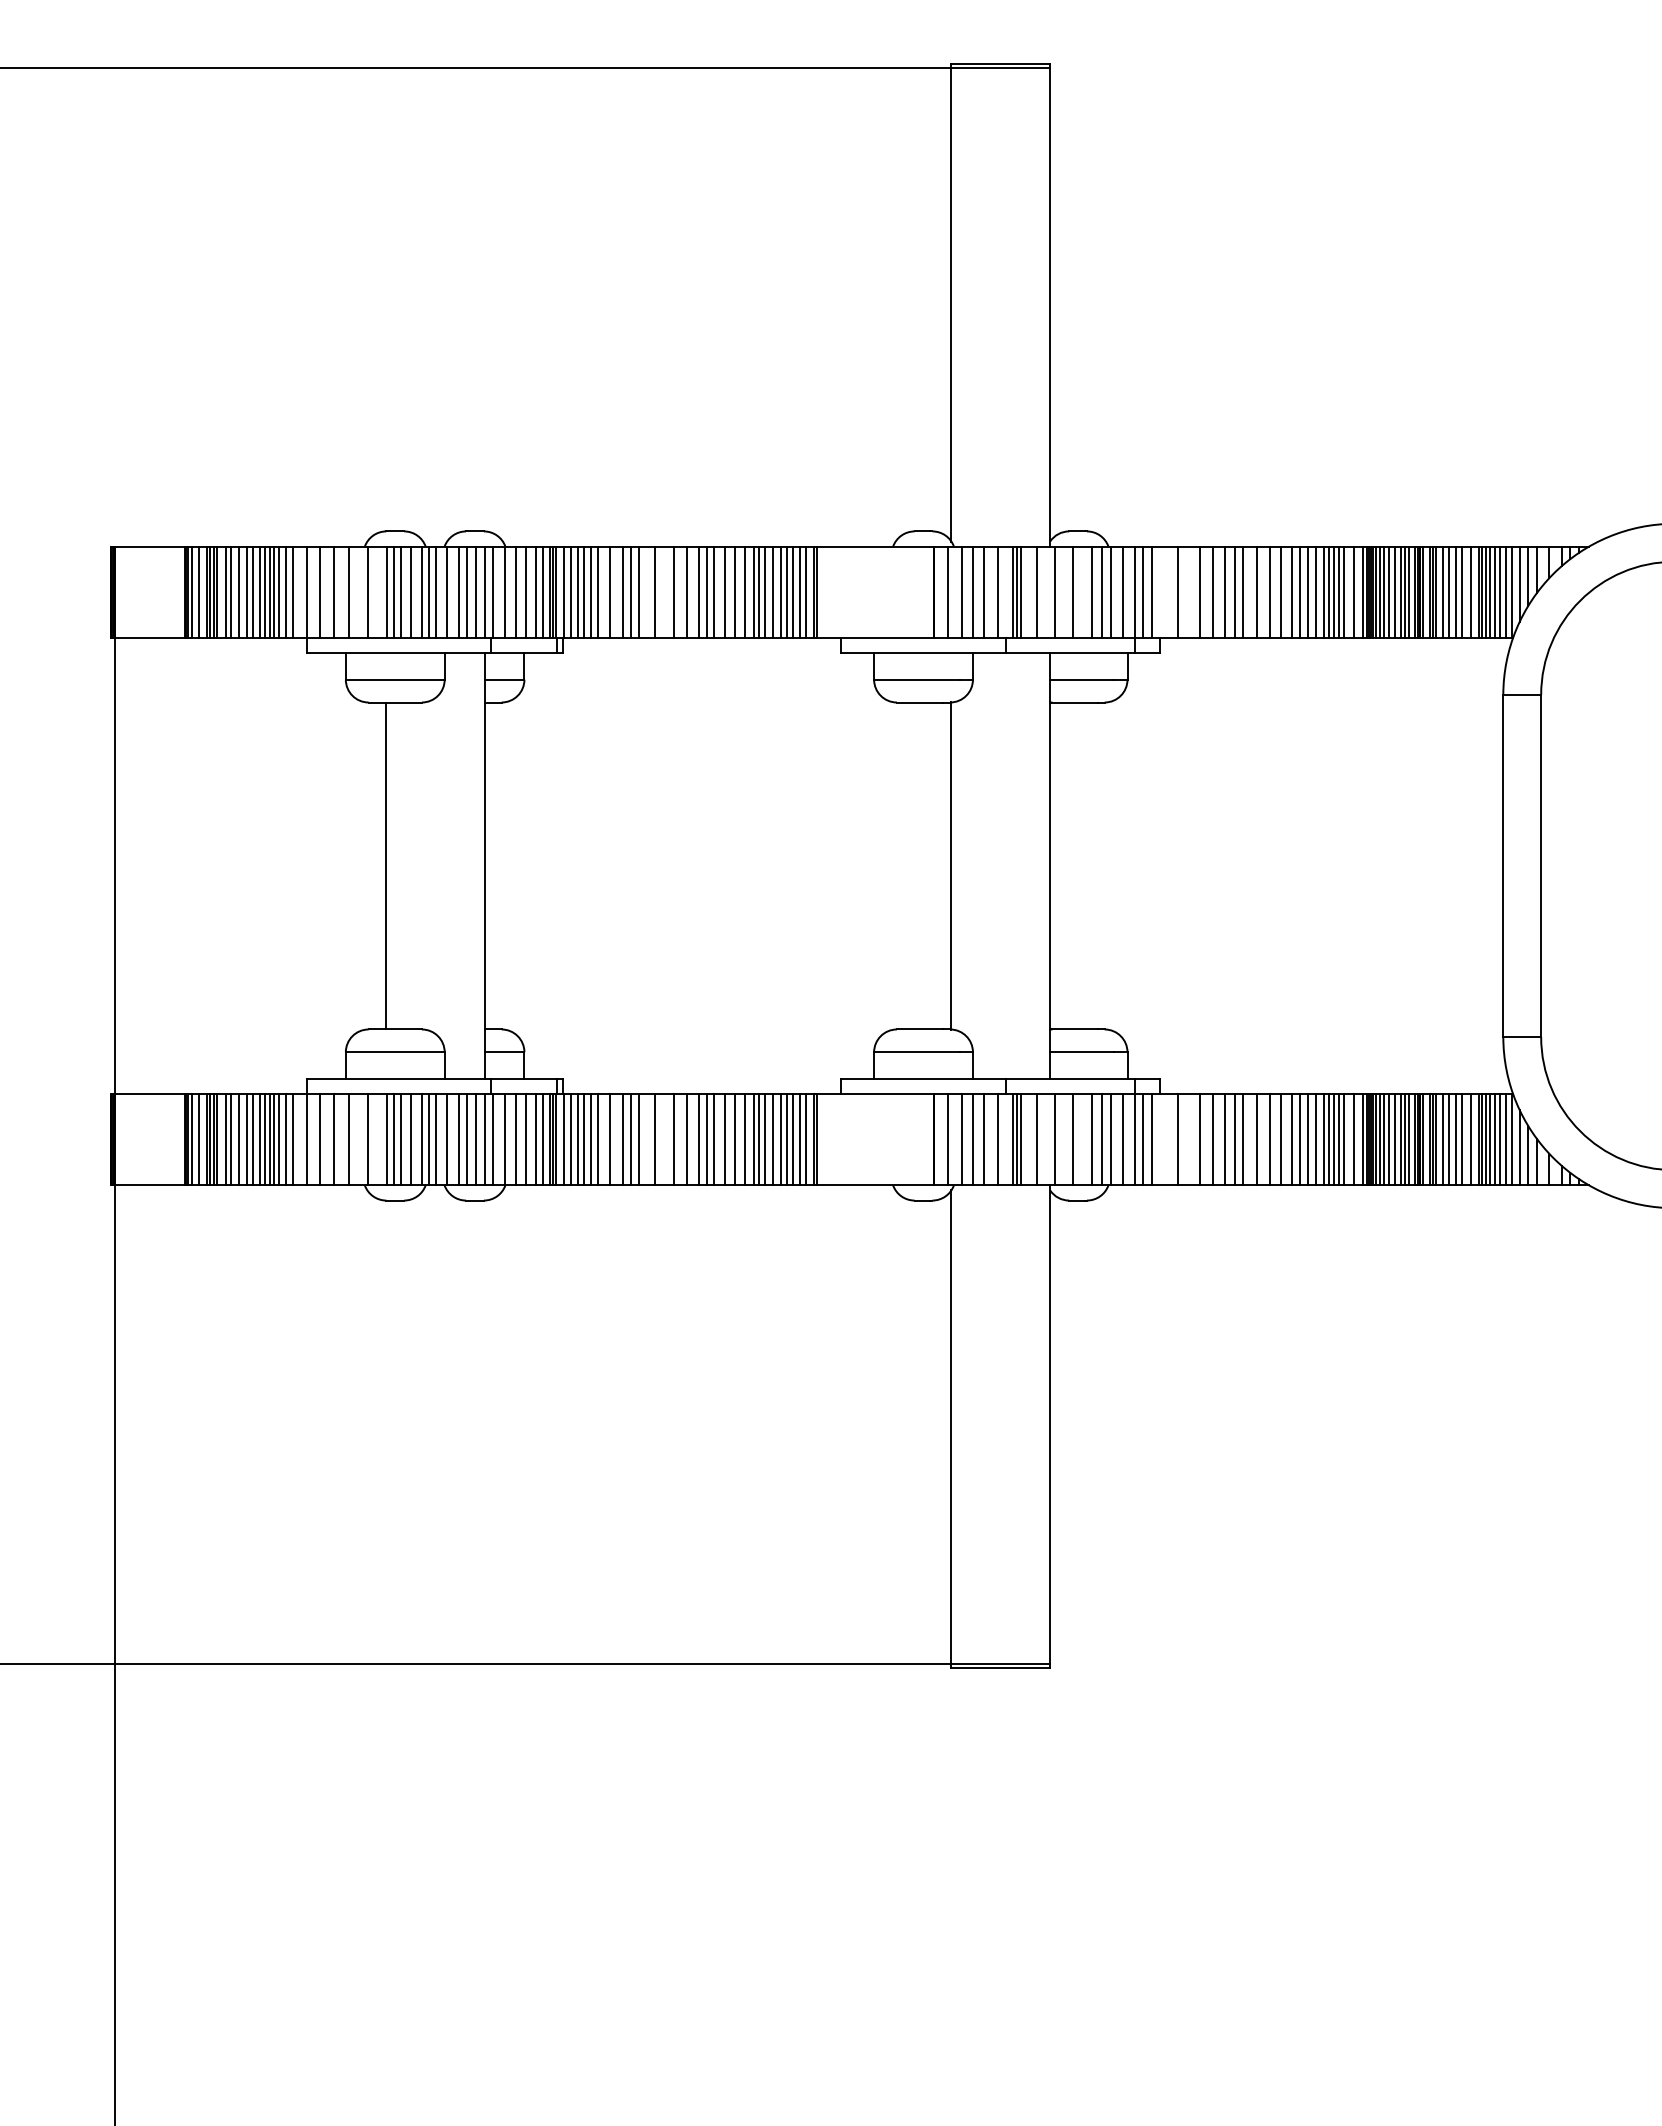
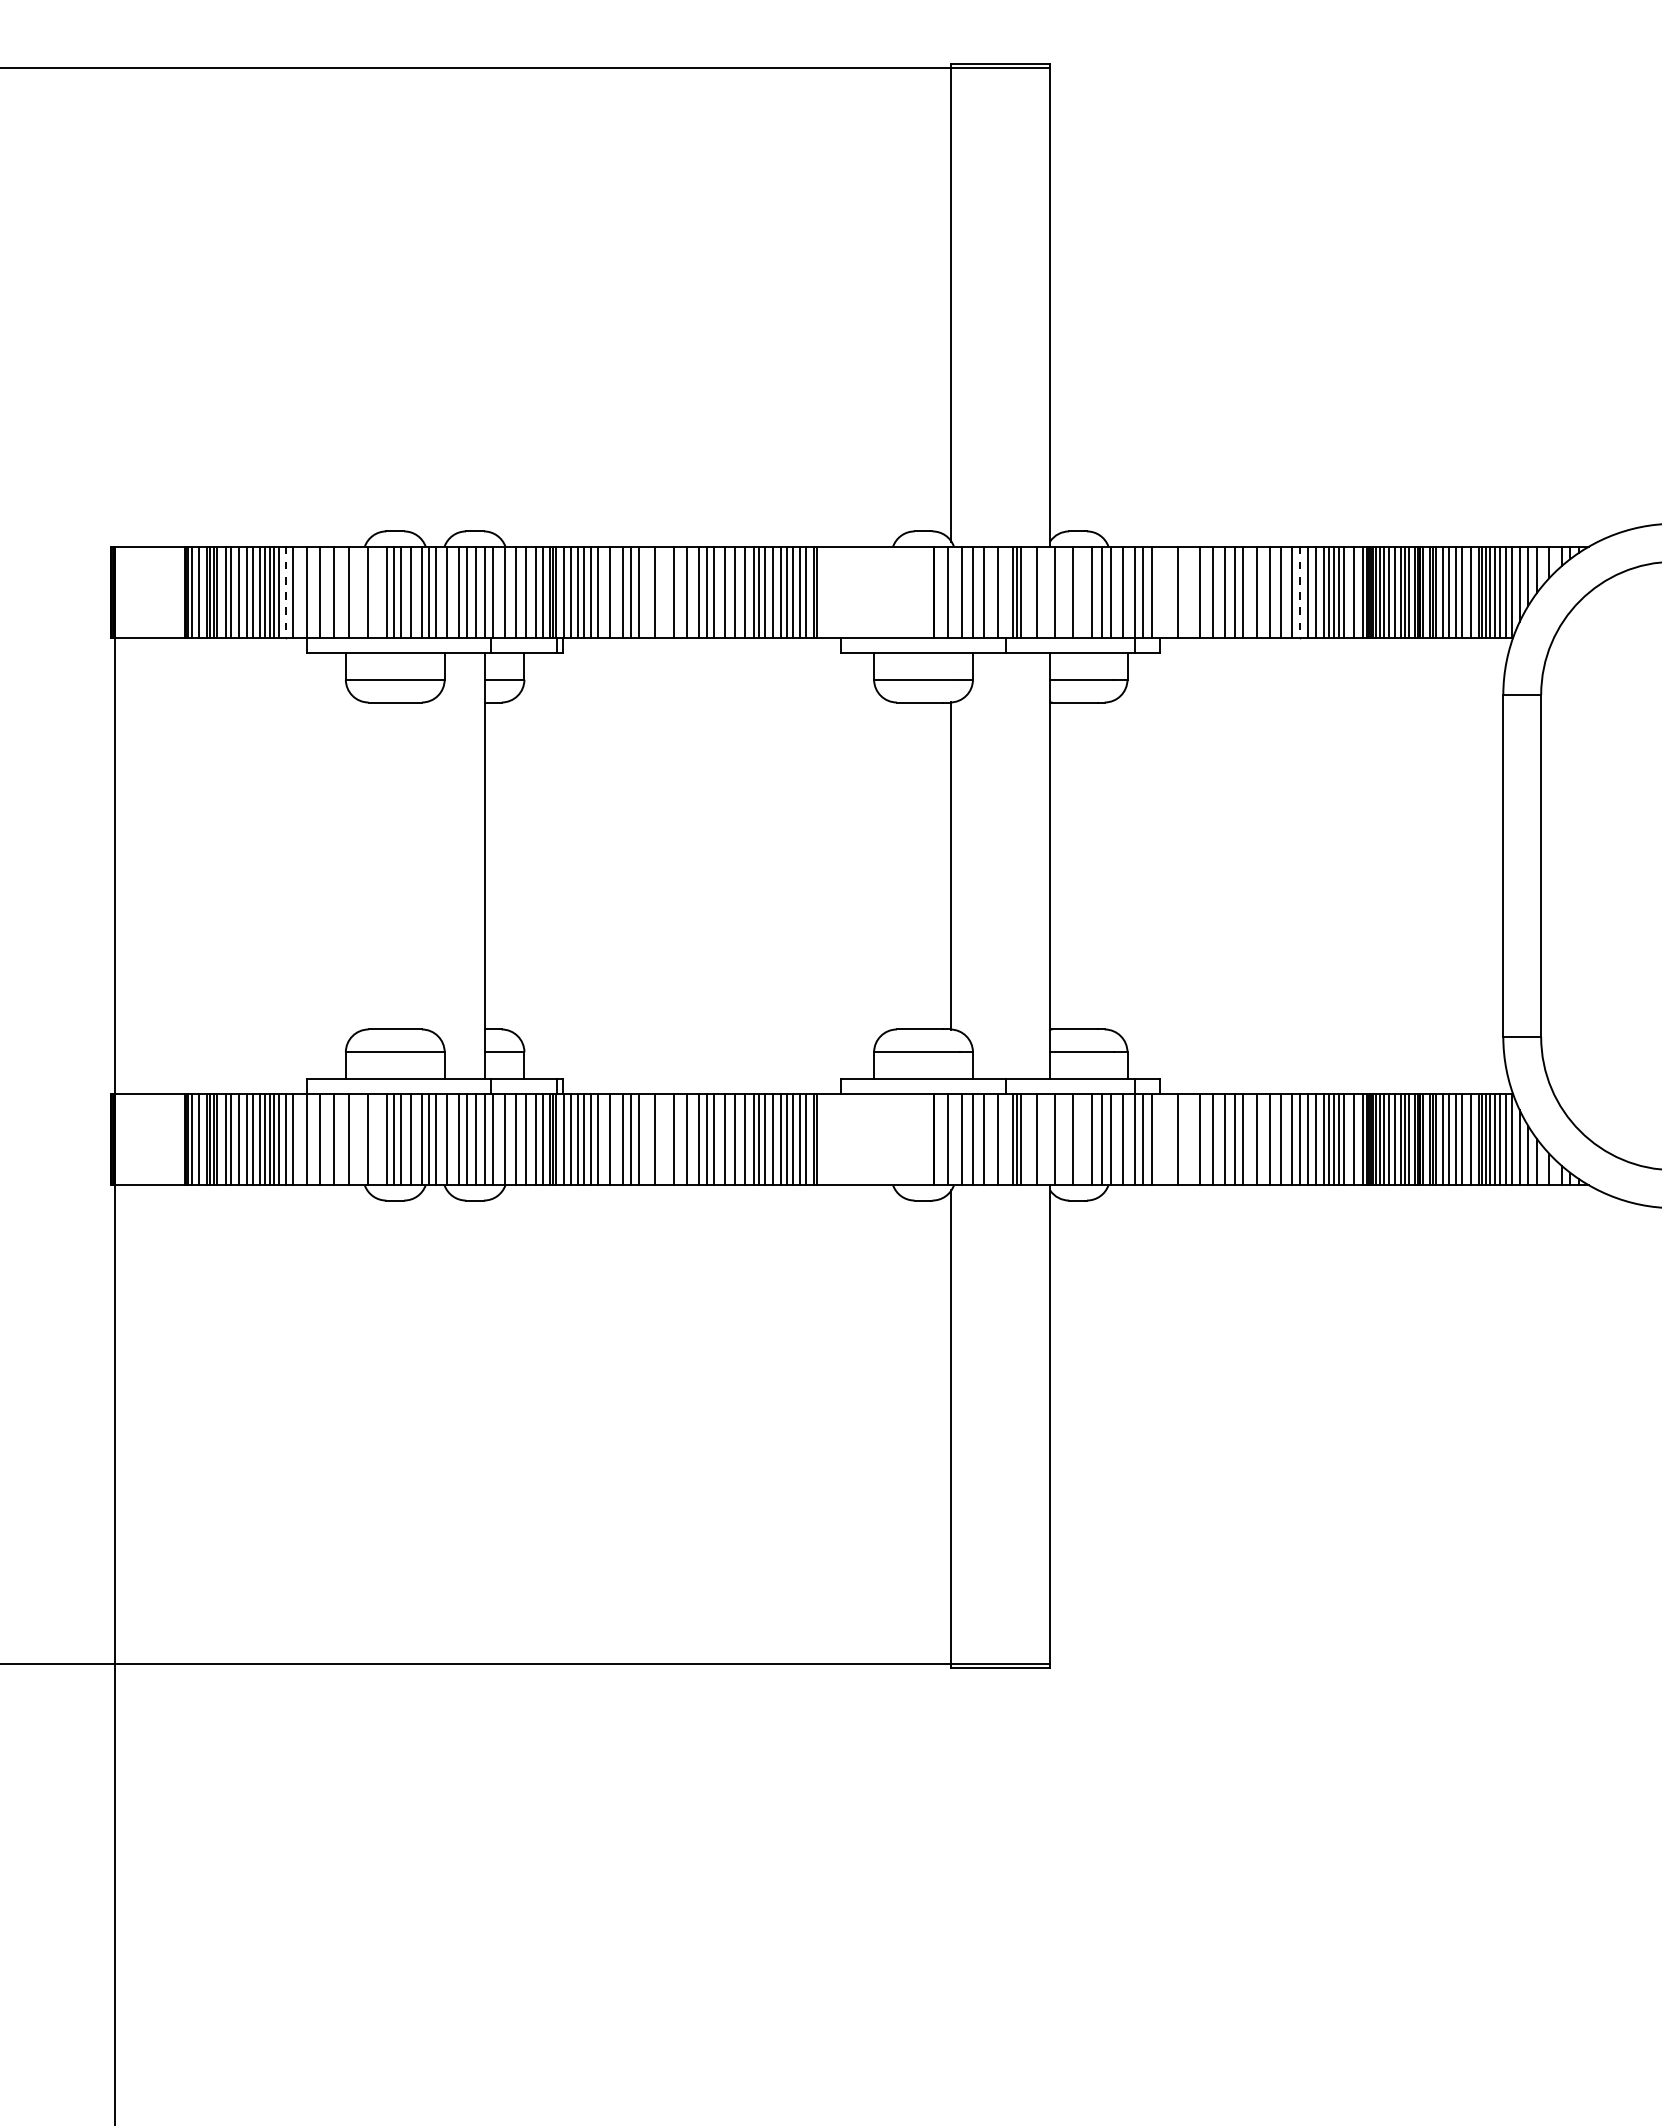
line: solid -> dashed (285, 592)
line: solid -> dashed (1299, 592)
line: present -> none (385, 865)
